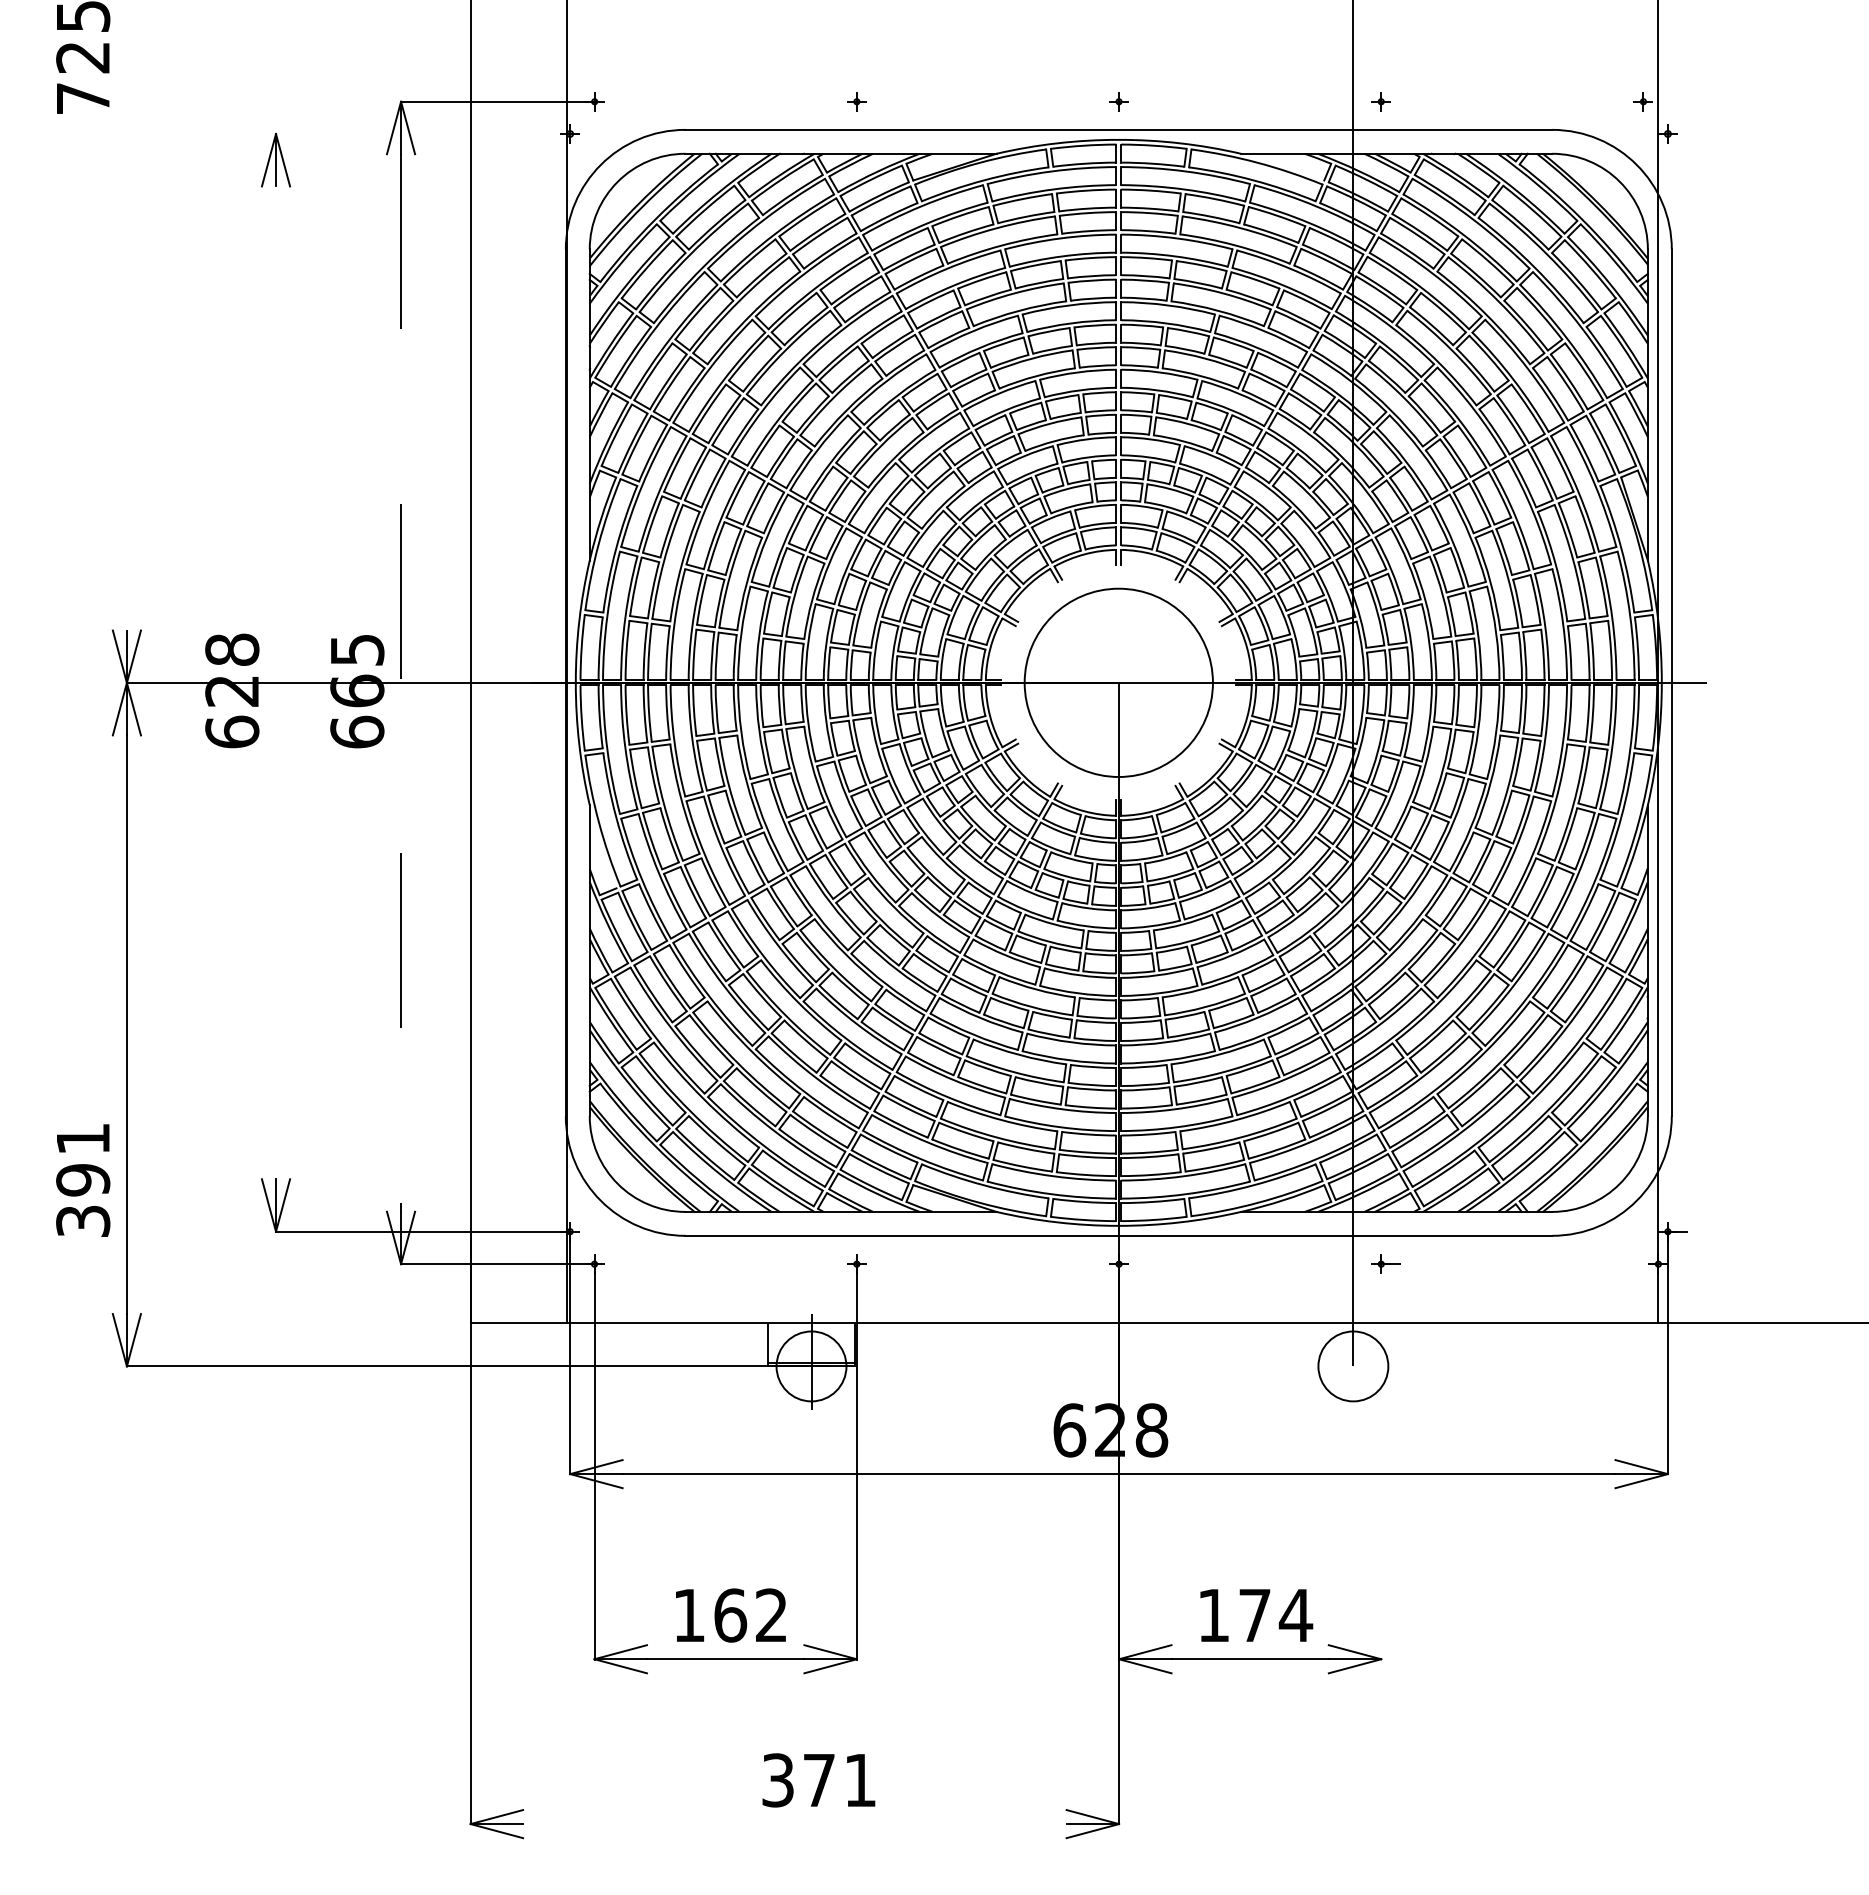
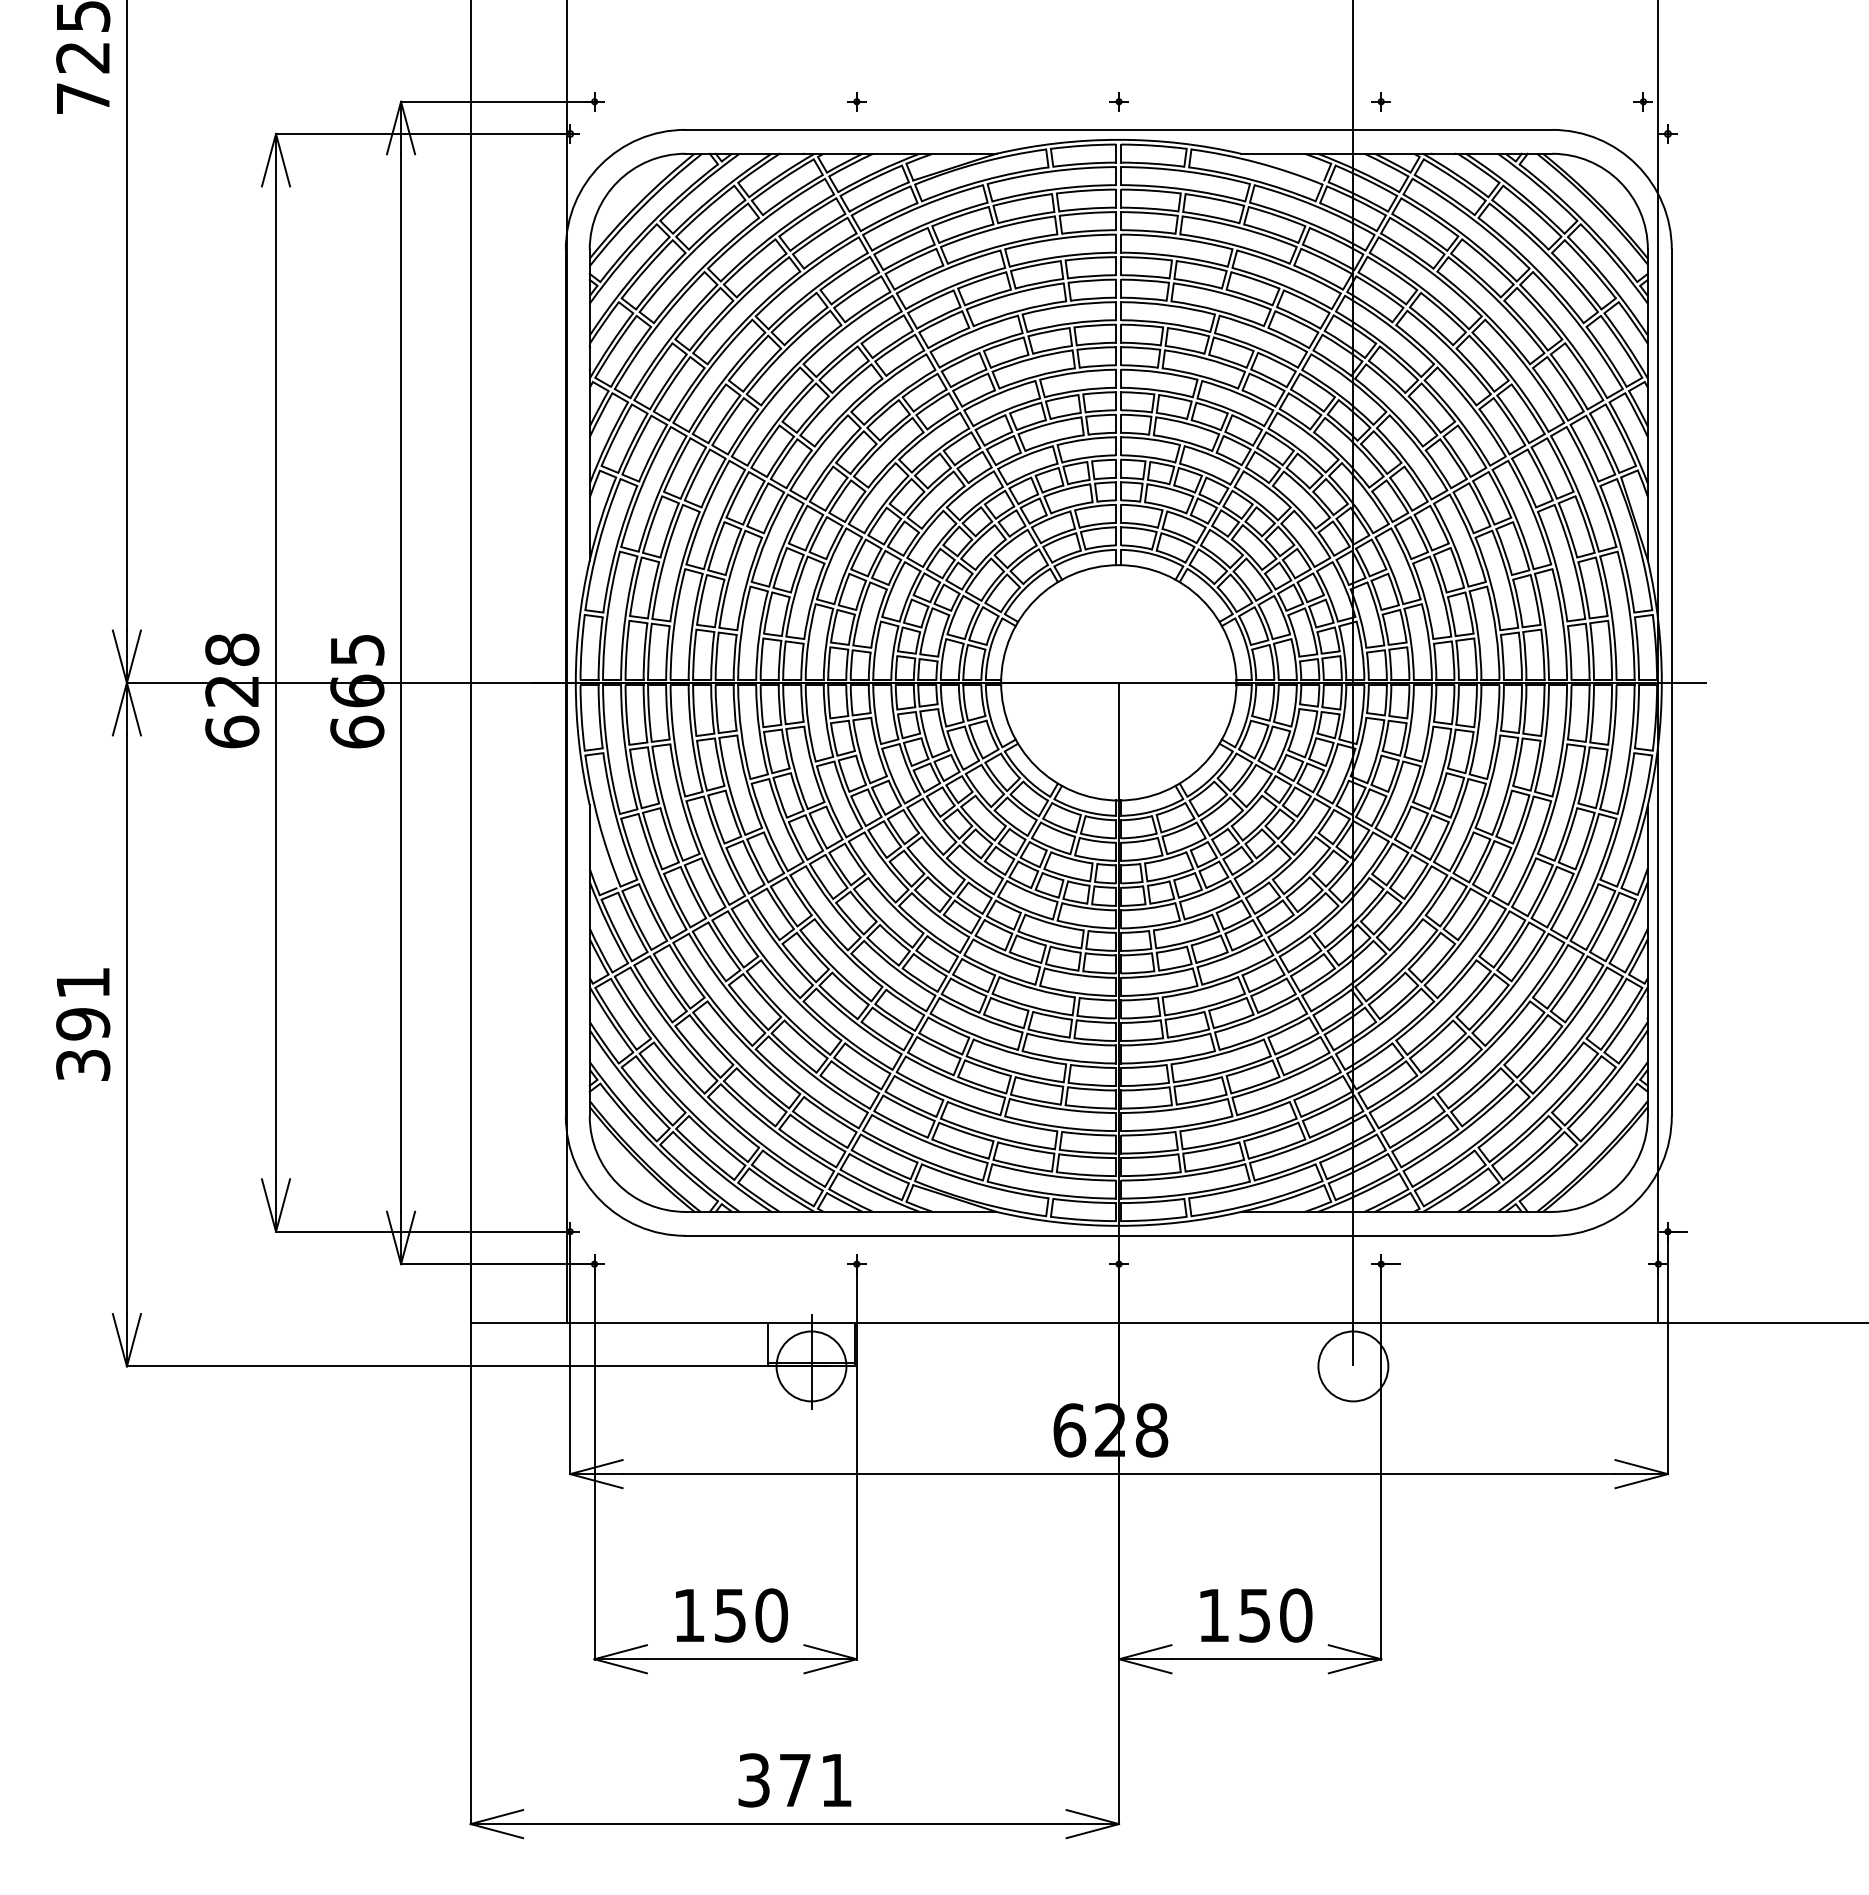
line: none -> present (422, 133)
line: none -> present (126, 316)
line: none -> present (276, 682)
line: dashed -> solid (401, 682)
circle diameter: 188 px -> 235 px (1118, 682)
text position: (83, 1180) -> (83, 1024) (83, 1024)
line: none -> present (1381, 1461)
text: 162 -> 150 (750, 1615)
text: 174 -> 150 (1276, 1615)
text position: (818, 1780) -> (794, 1780) (794, 1780)
line: none -> present (794, 1824)
